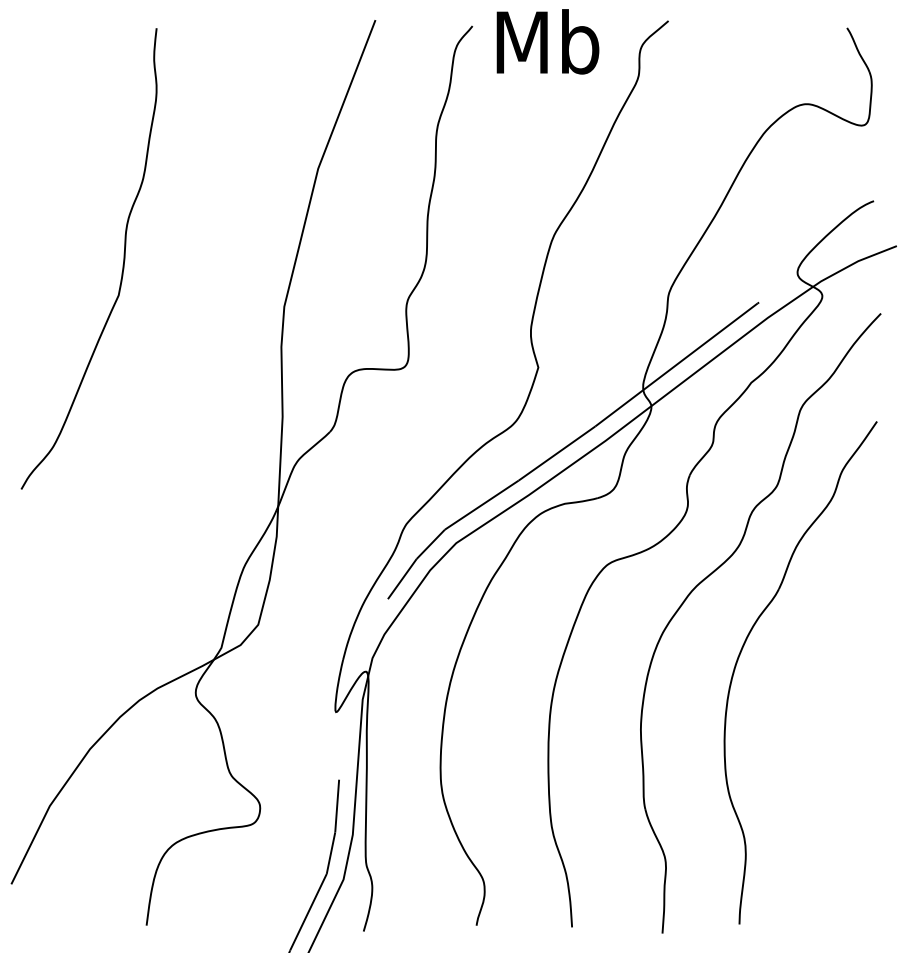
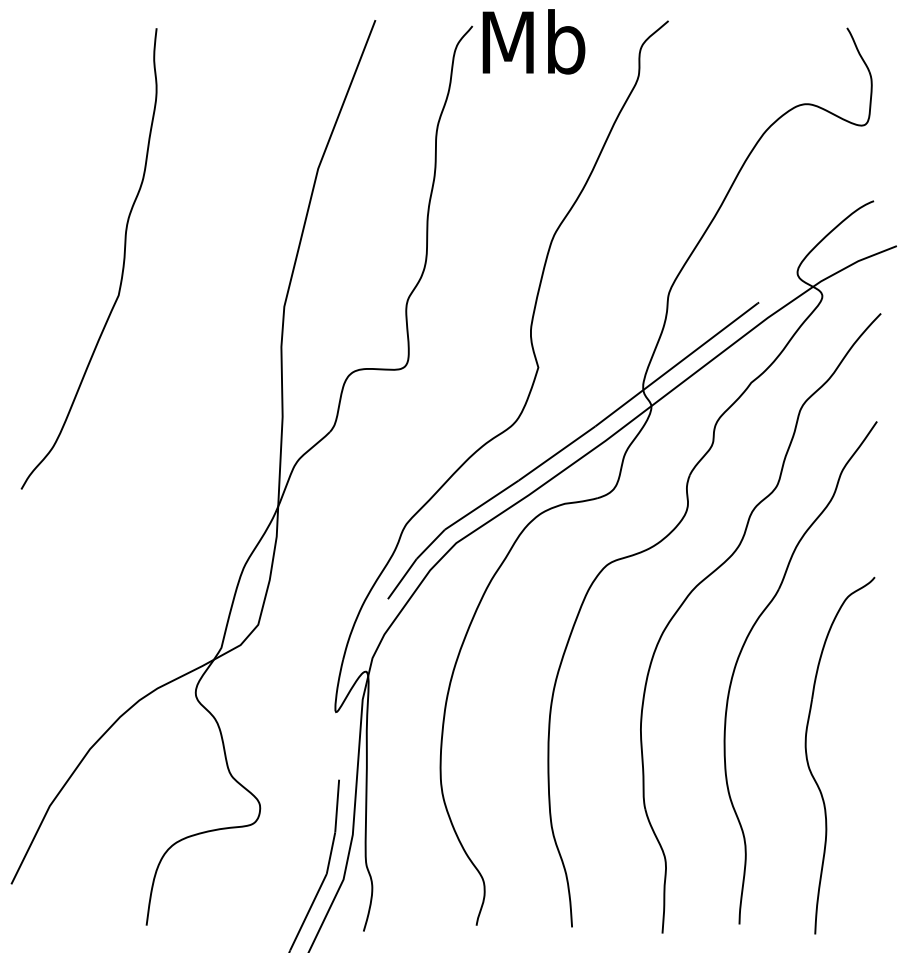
text position: (547, 41) -> (533, 41) (533, 41)
part: none -> present (809, 764)
